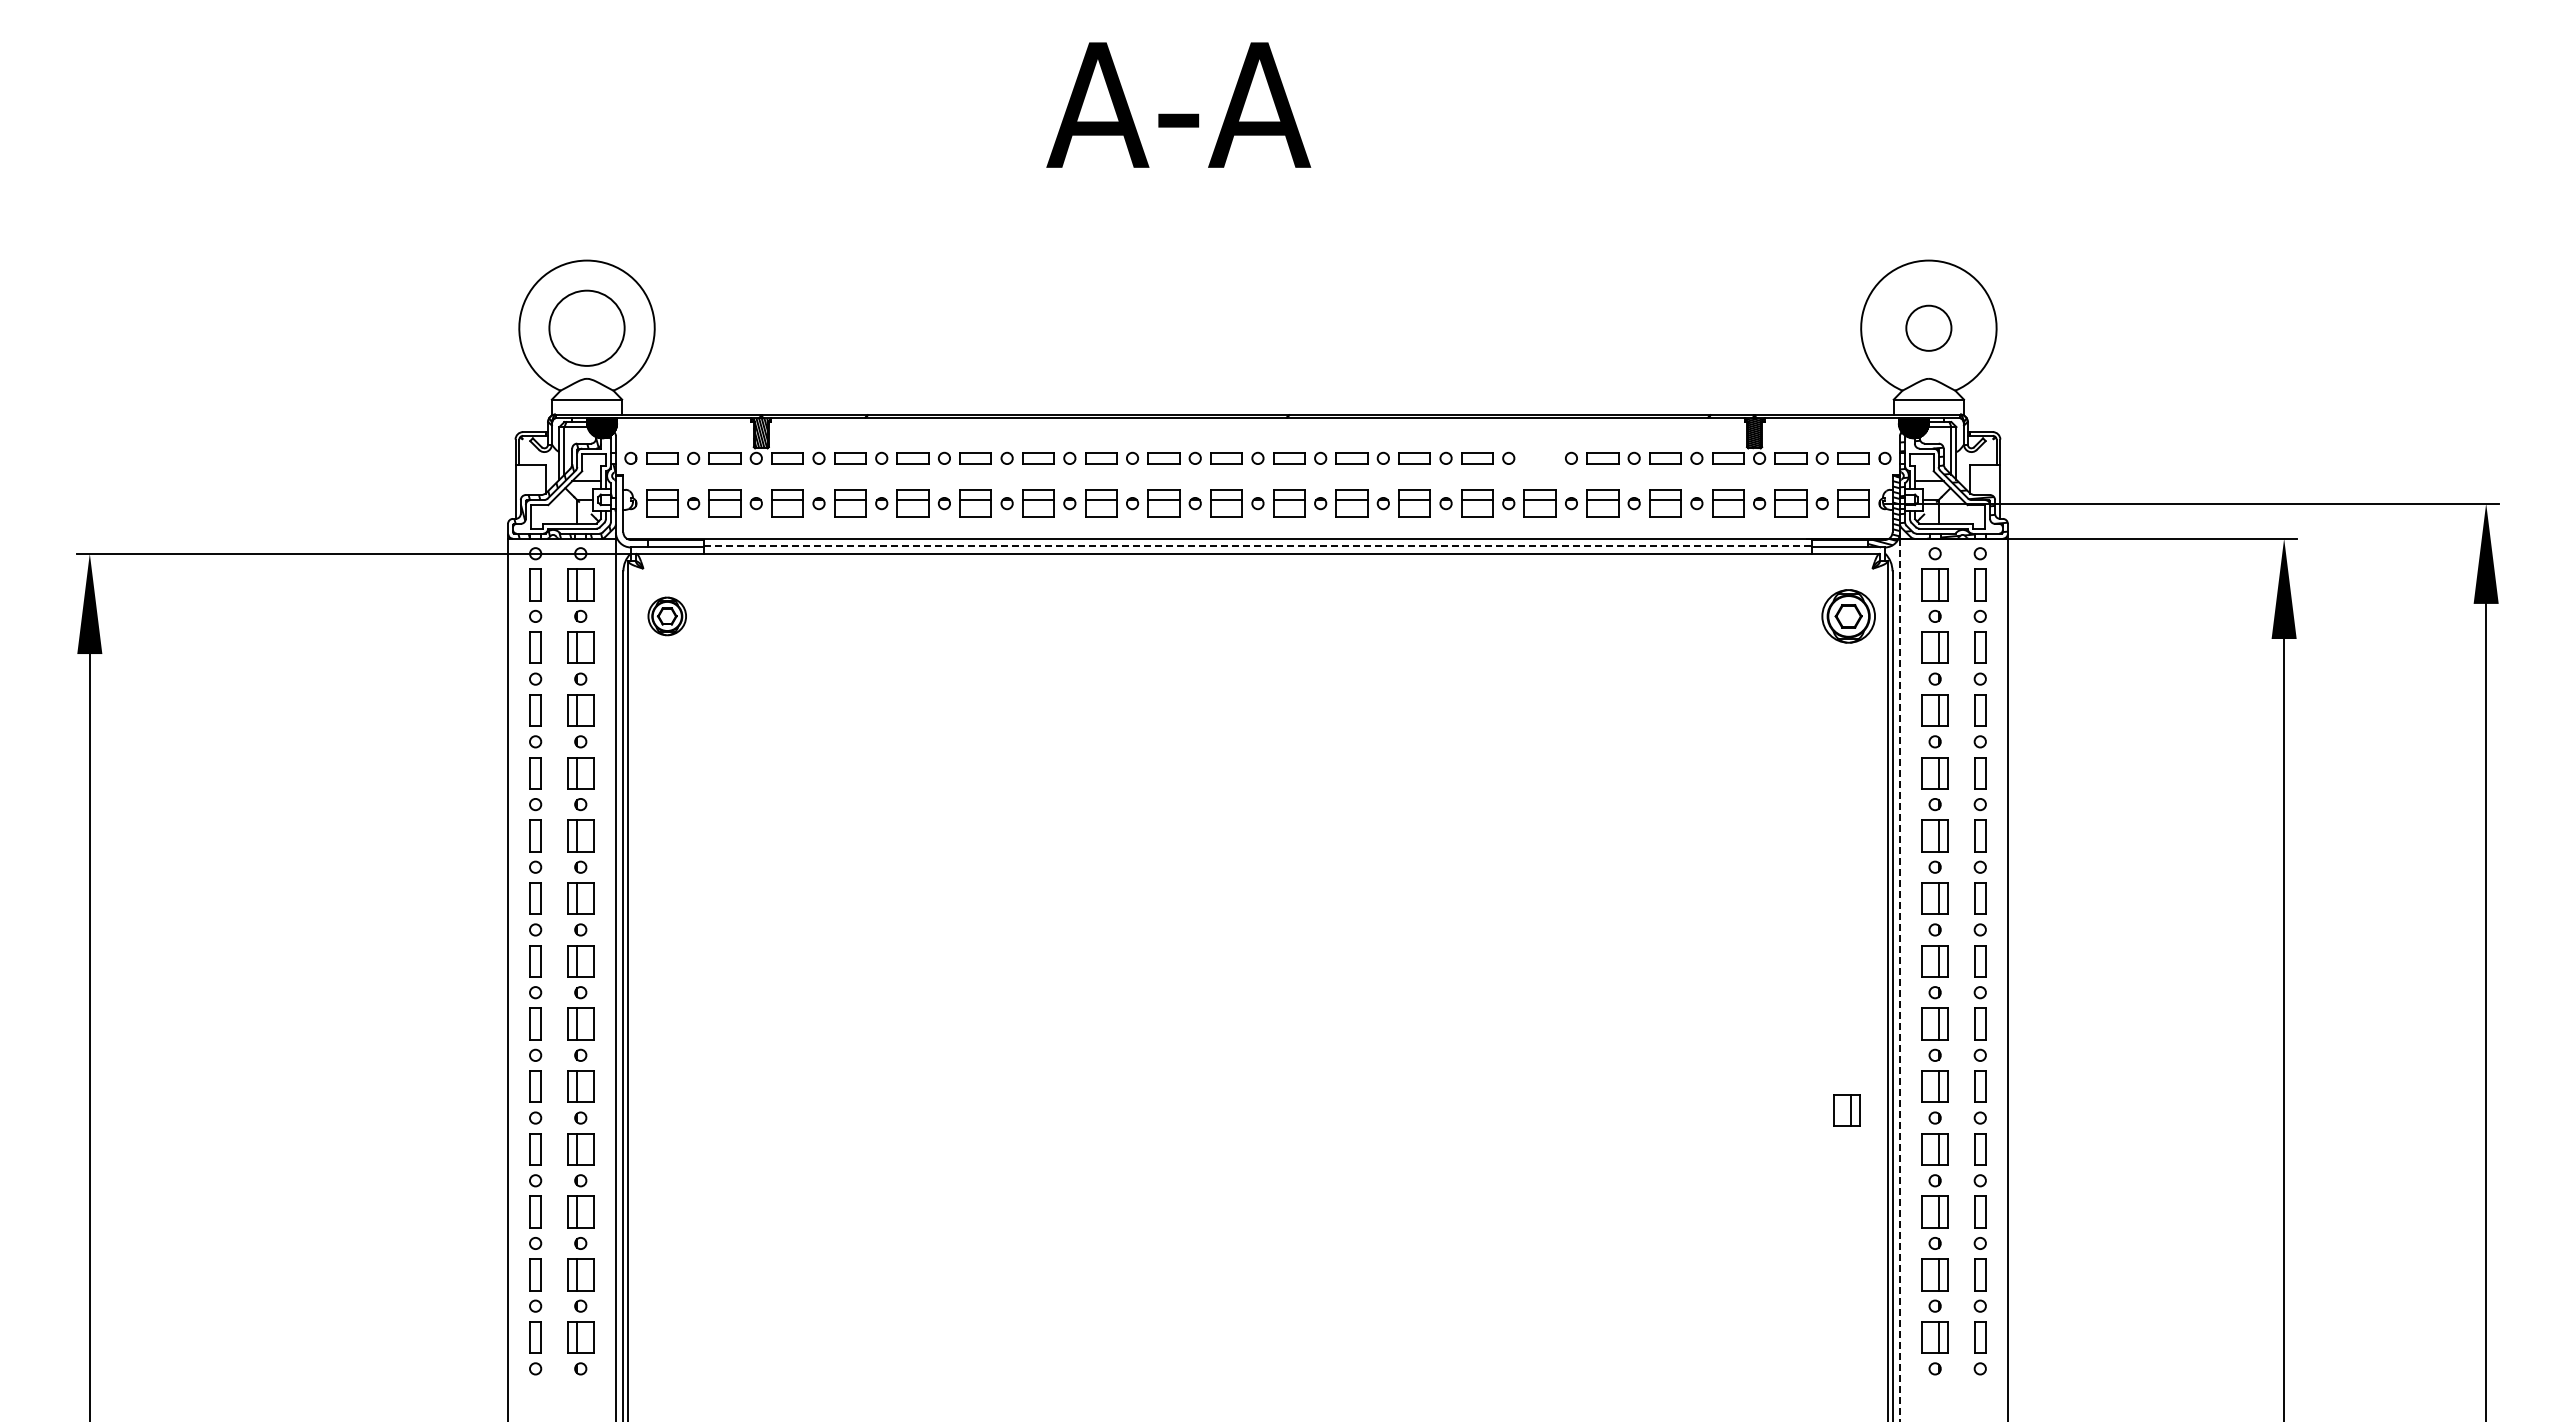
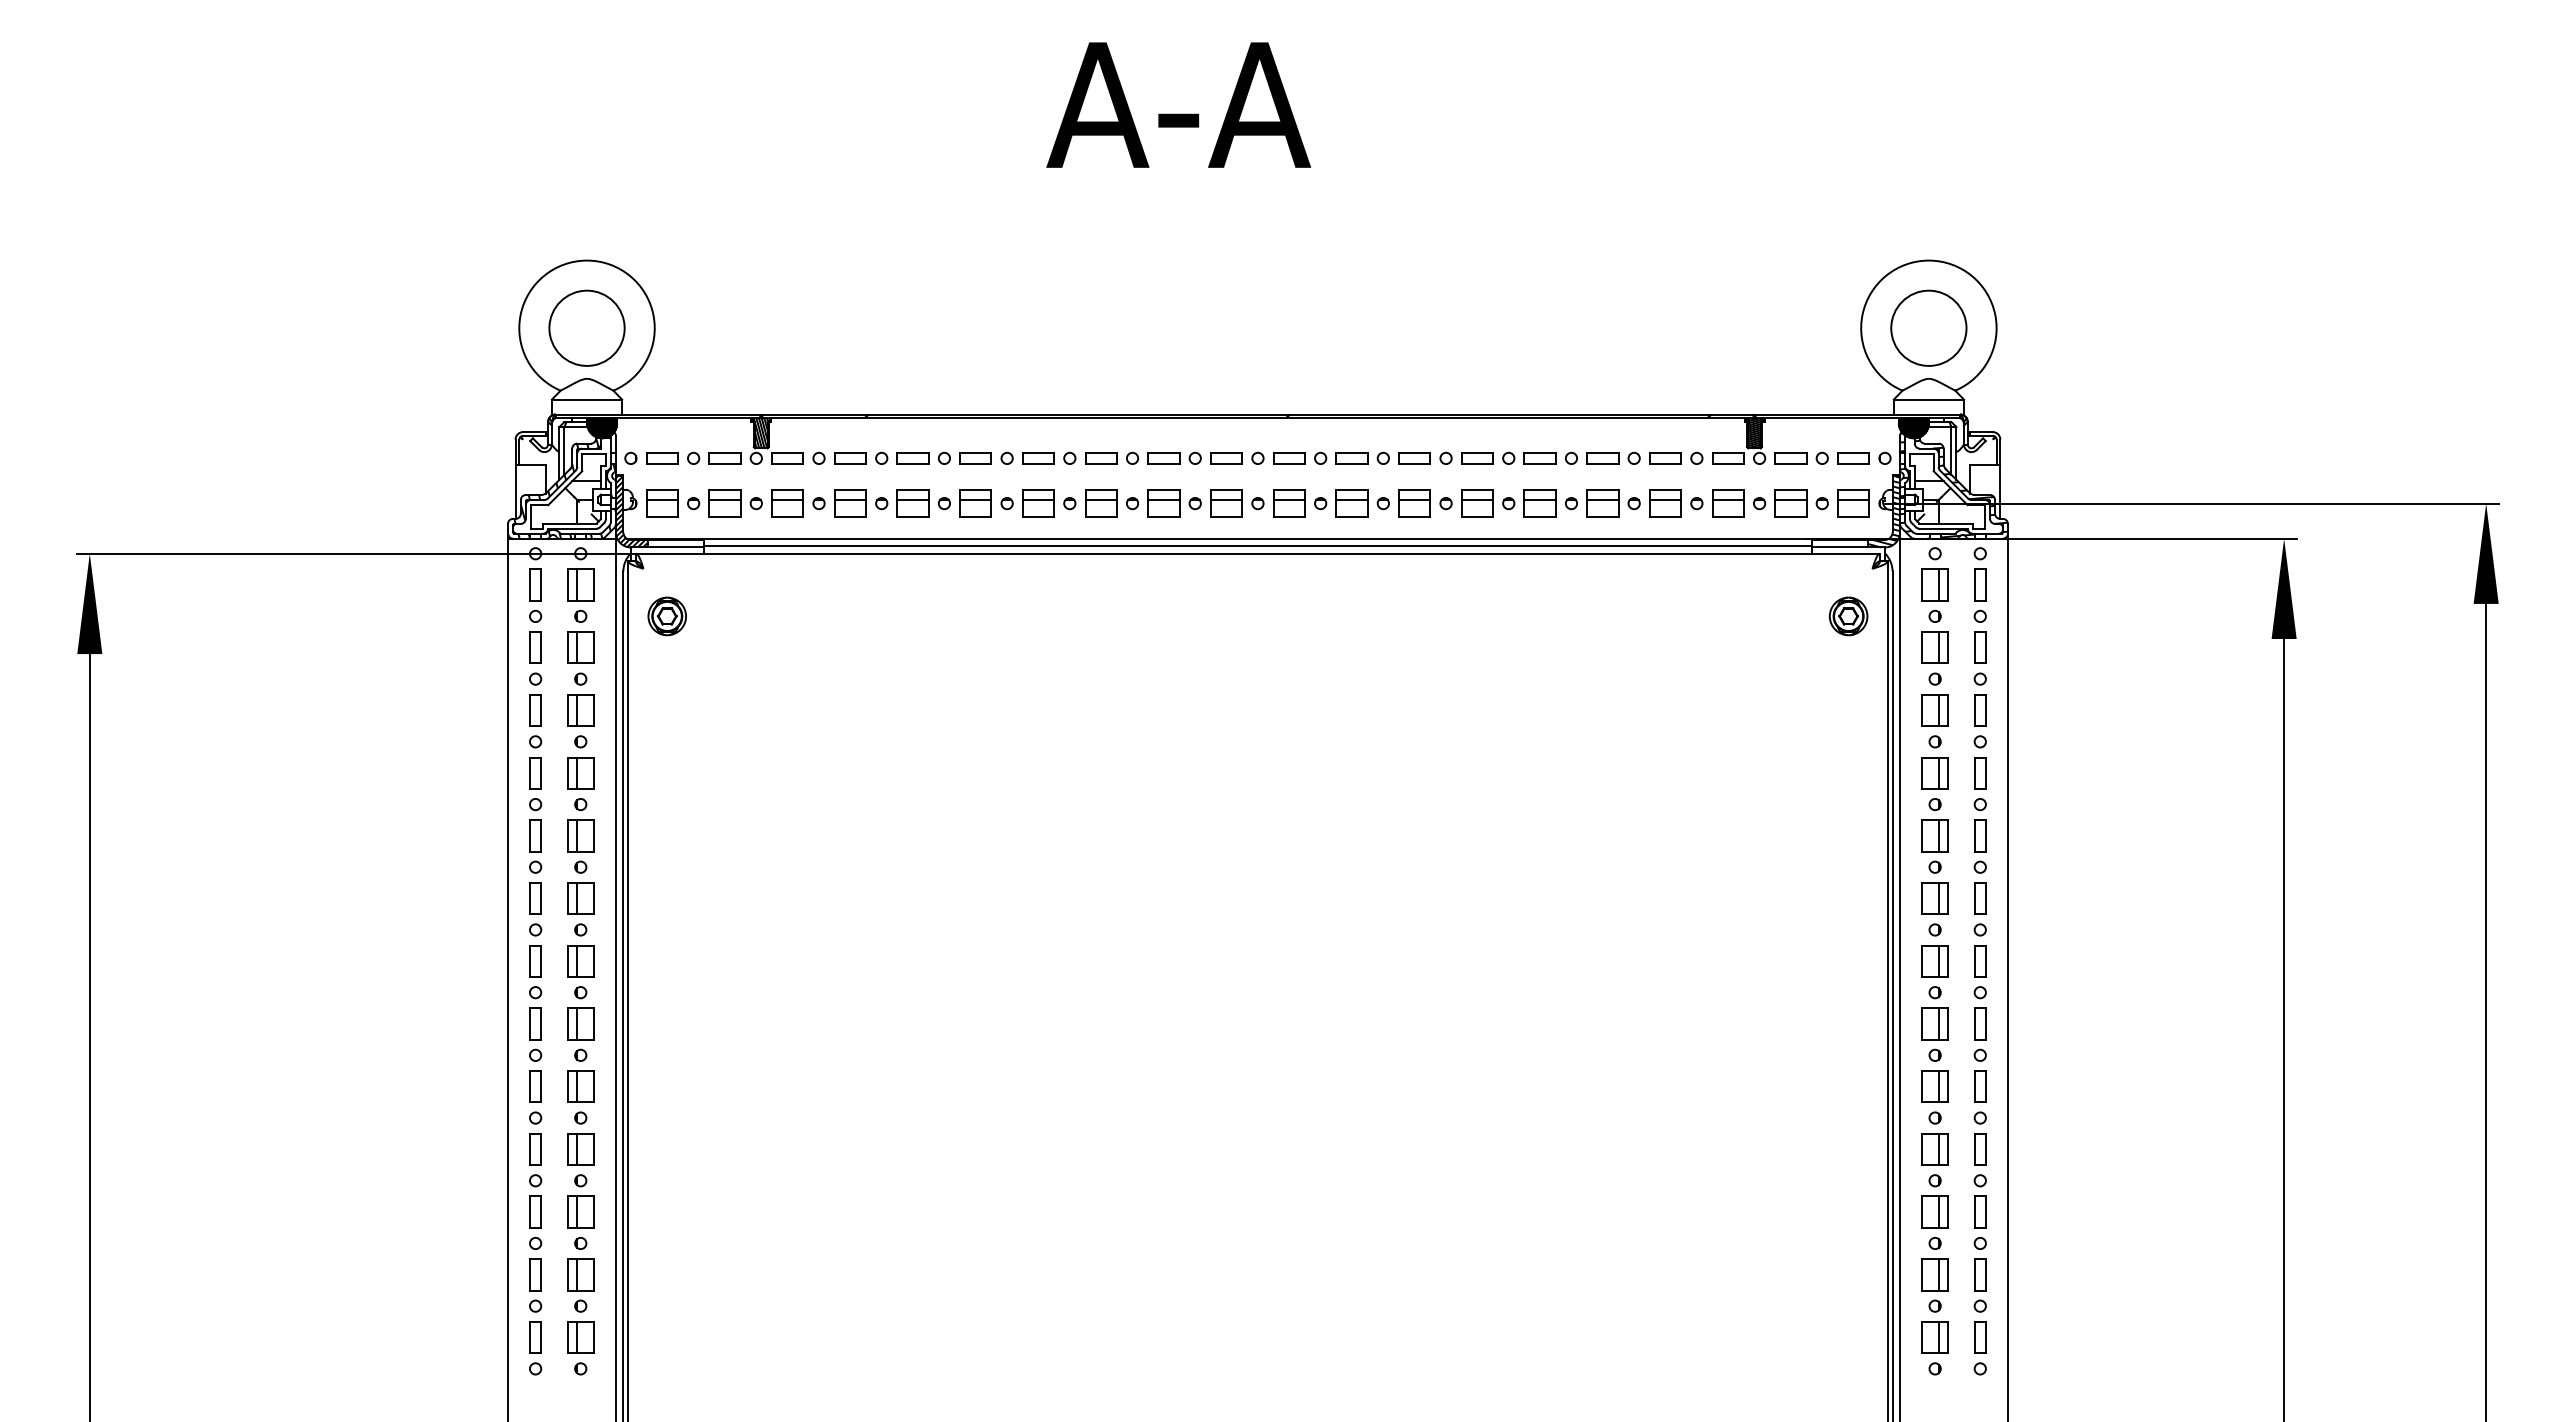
circle diameter: 45 px -> 75 px (1928, 327)
part: none -> present (1539, 458)
hatch: none -> present (631, 511)
line: dashed -> solid (1258, 546)
part size: 55x55 px -> 41x41 px (1848, 616)
line: dashed -> solid (1900, 980)
part: present -> none (1846, 1110)
